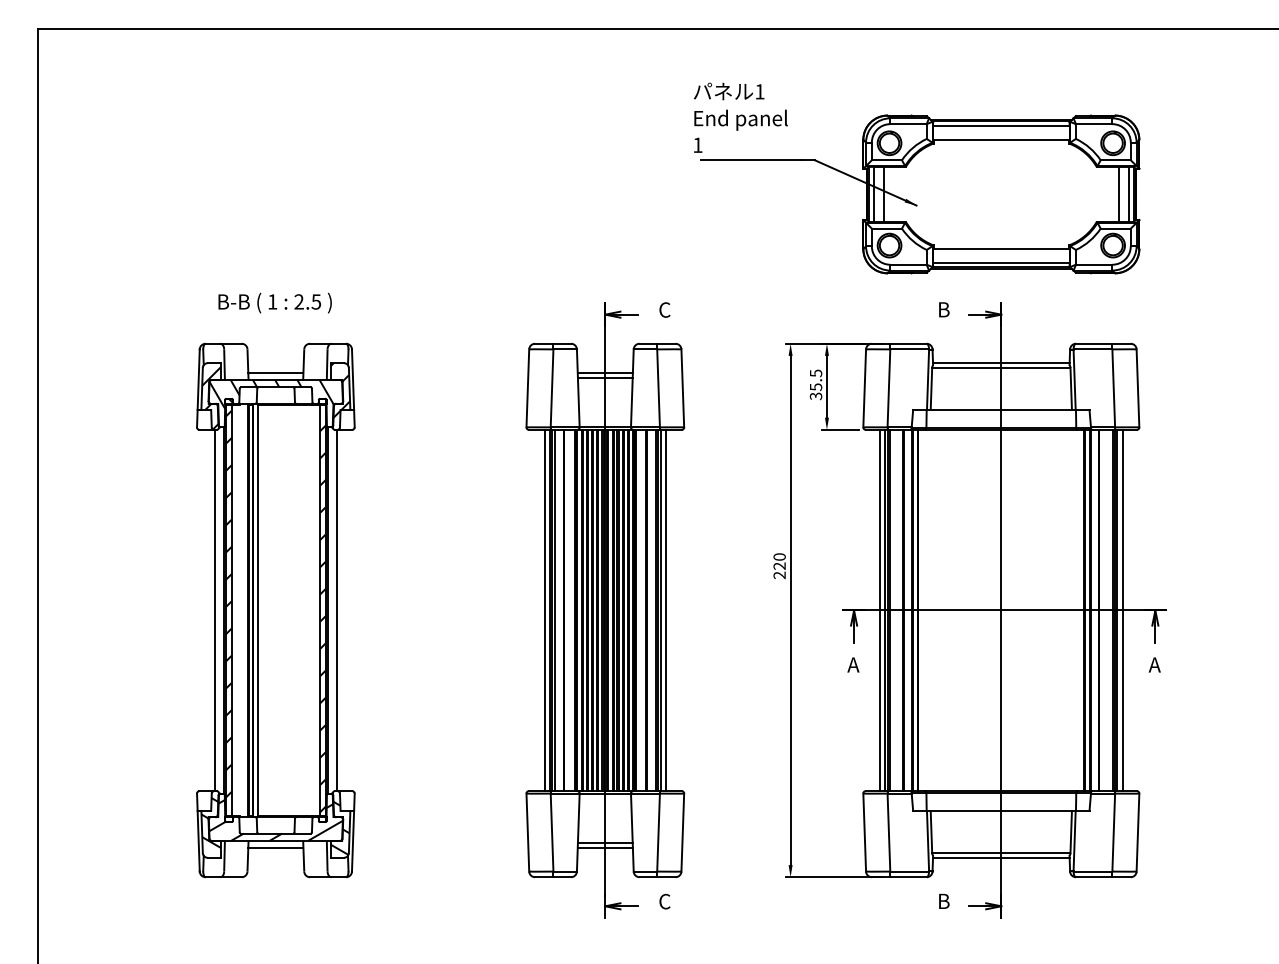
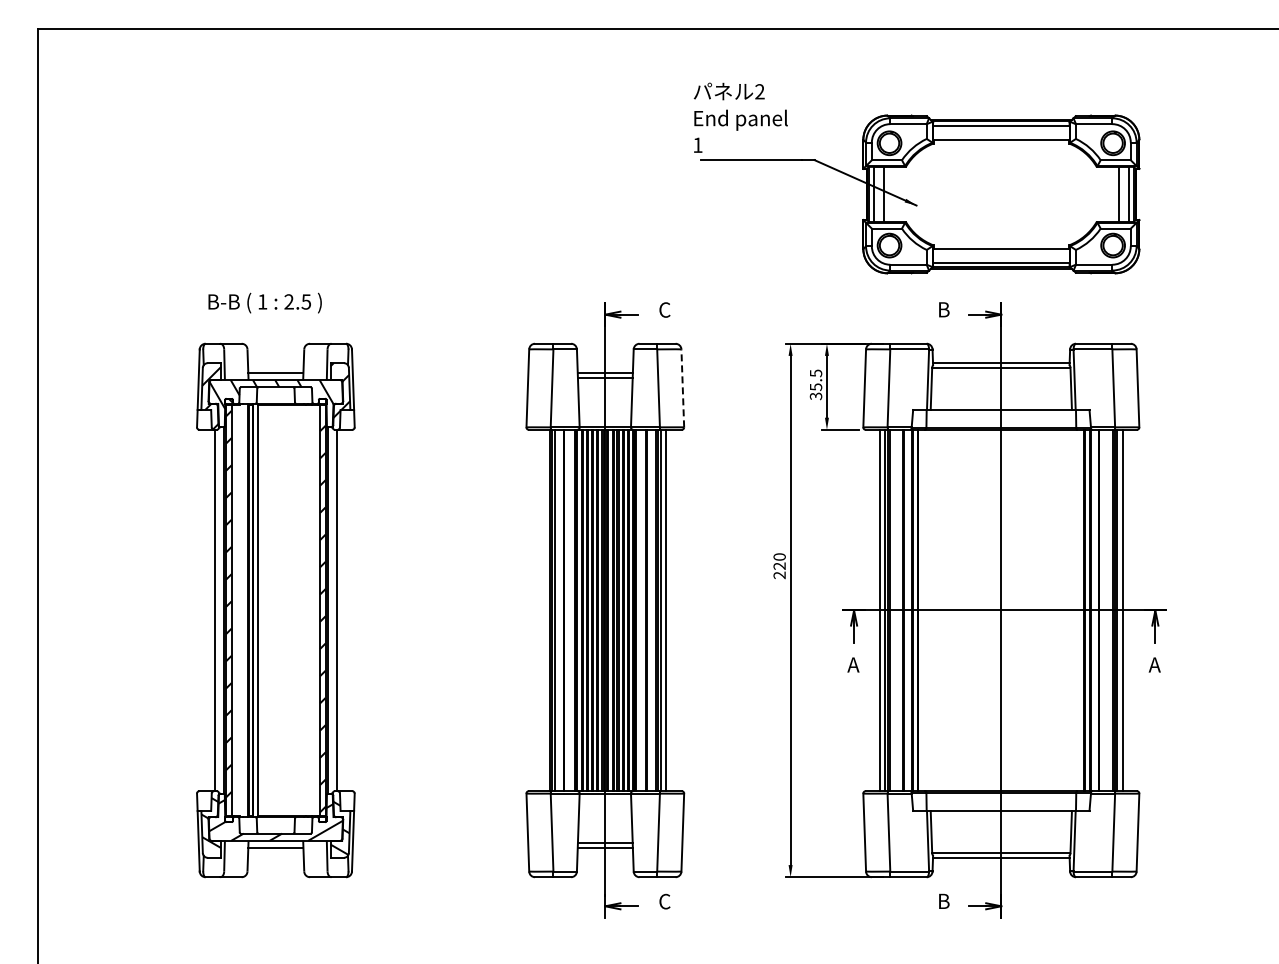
text: 1 -> 2 (759, 91)
text position: (274, 302) -> (264, 302) (264, 302)
line: solid -> dashed (682, 388)
line: present -> none (544, 610)
